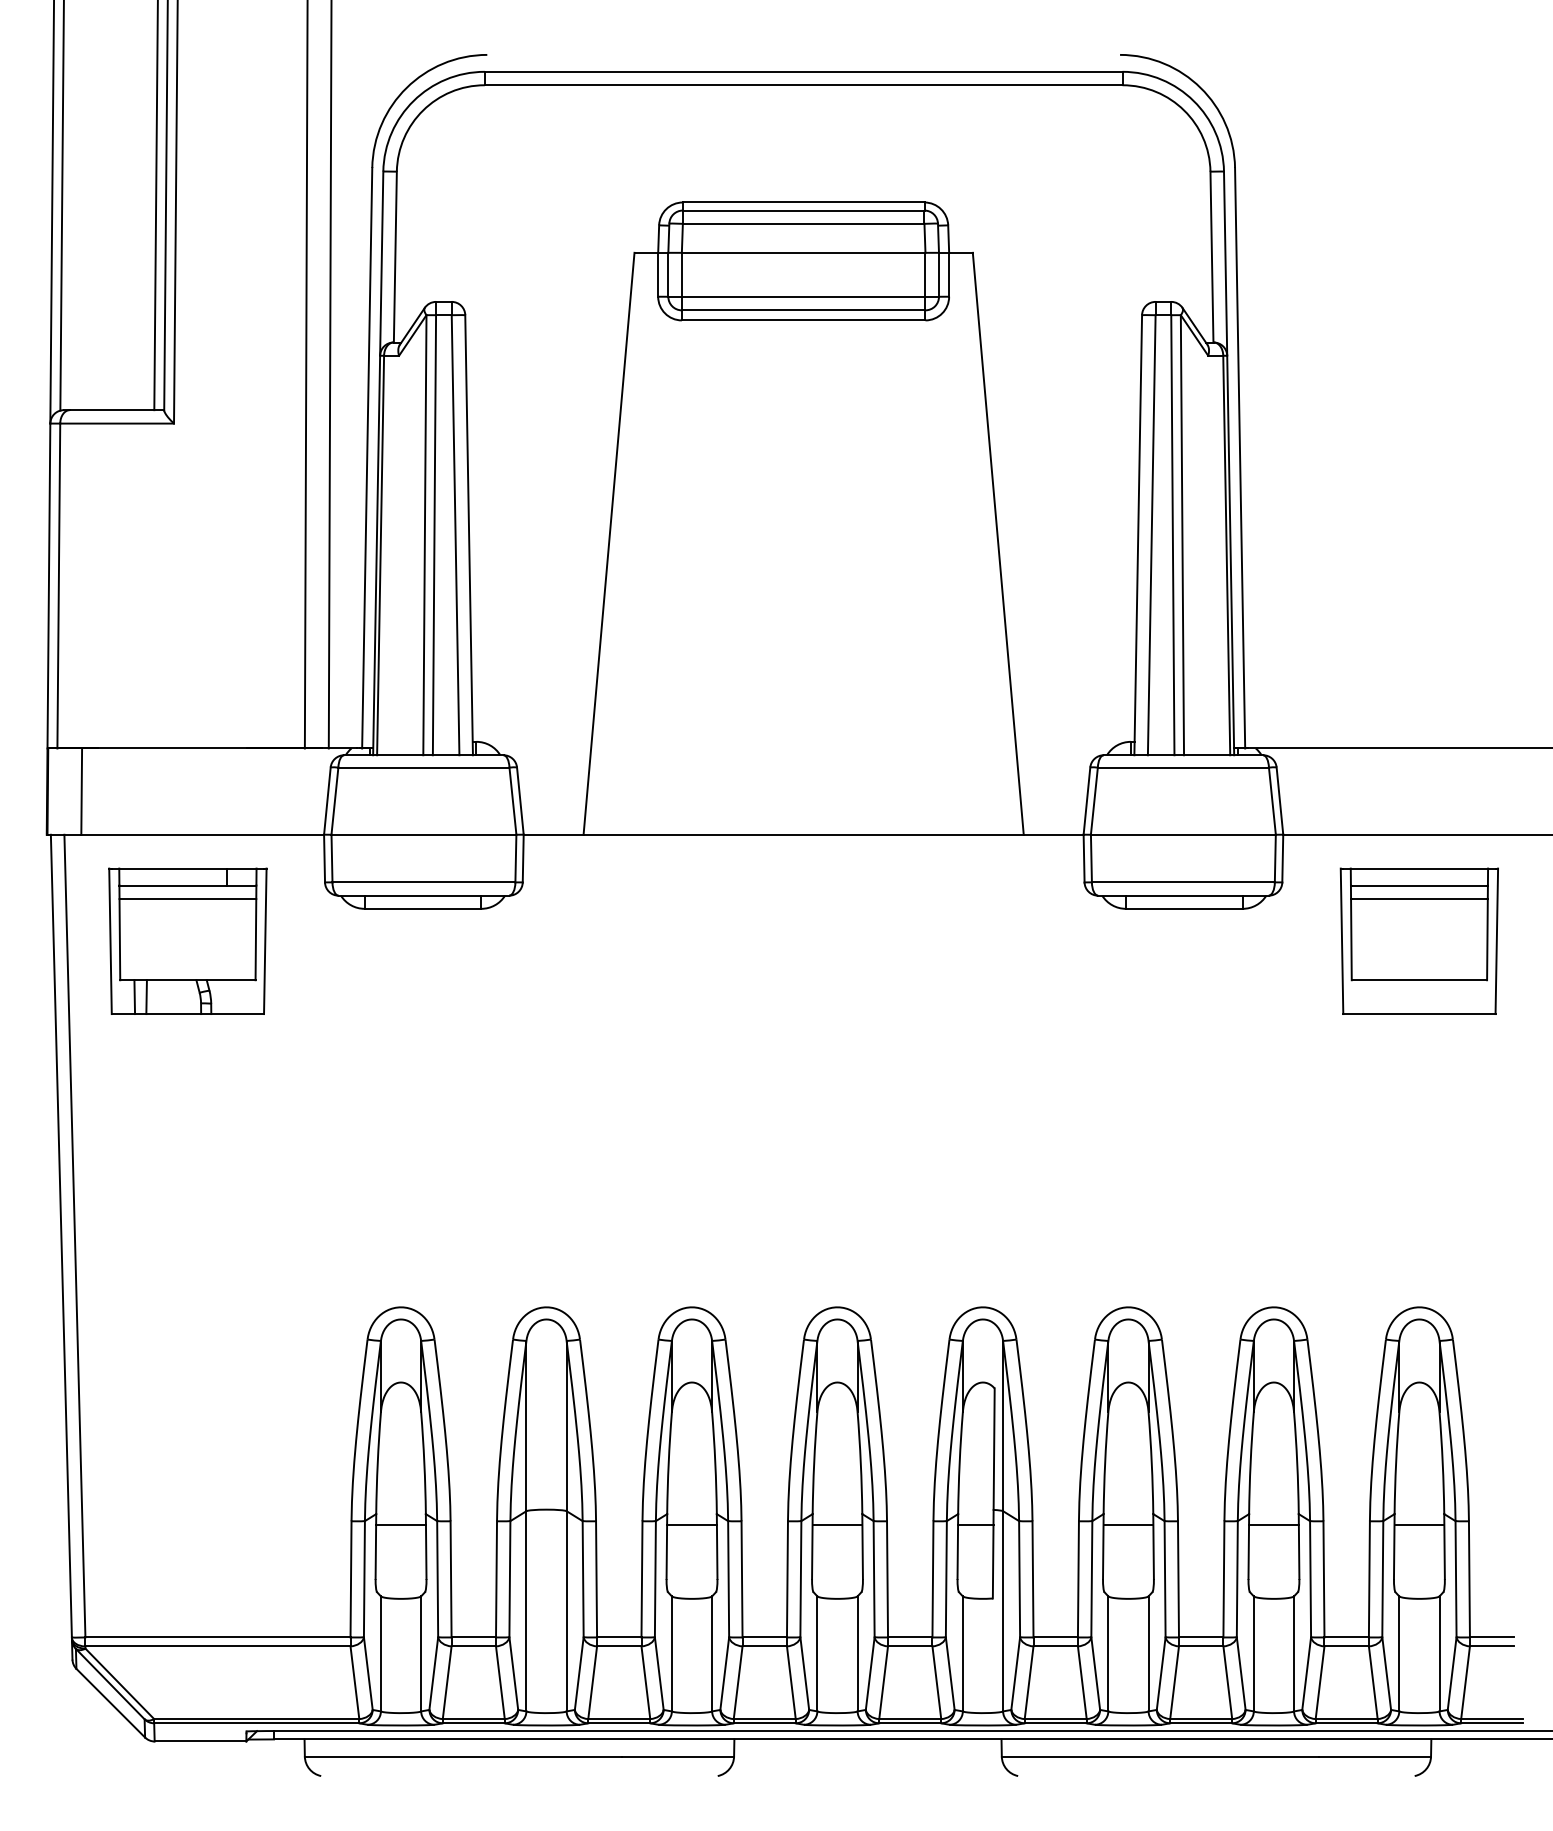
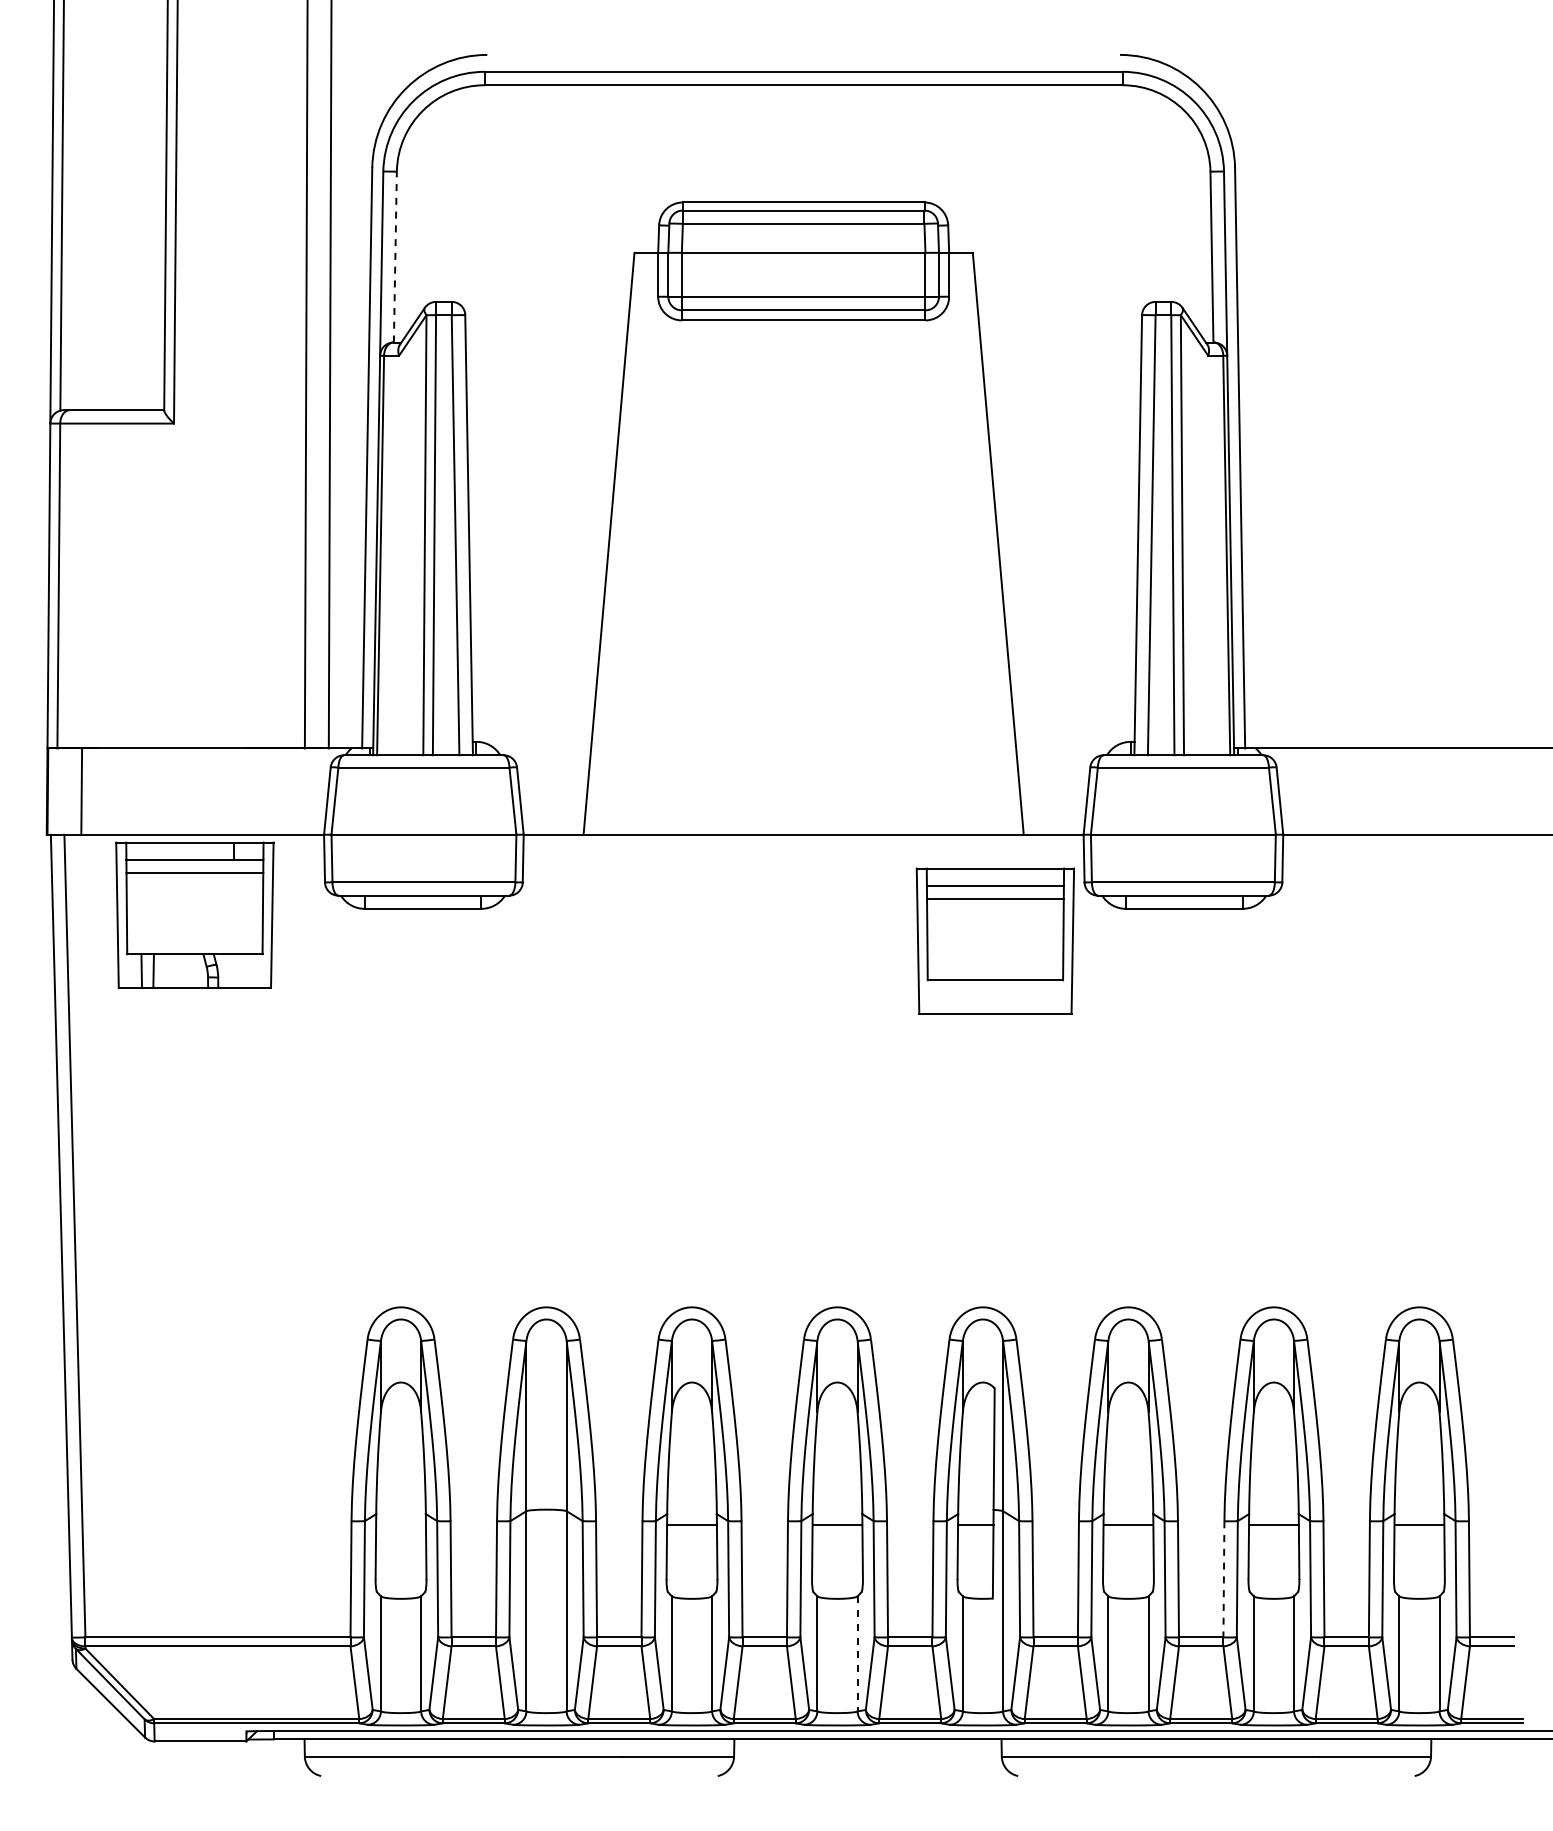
line: present -> none (155, 206)
line: solid -> dashed (395, 256)
part position: (187, 940) -> (194, 914) (194, 914)
part position: (1418, 940) -> (994, 940) (994, 940)
line: present -> none (400, 1524)
line: solid -> dashed (1223, 1579)
line: solid -> dashed (857, 1653)
